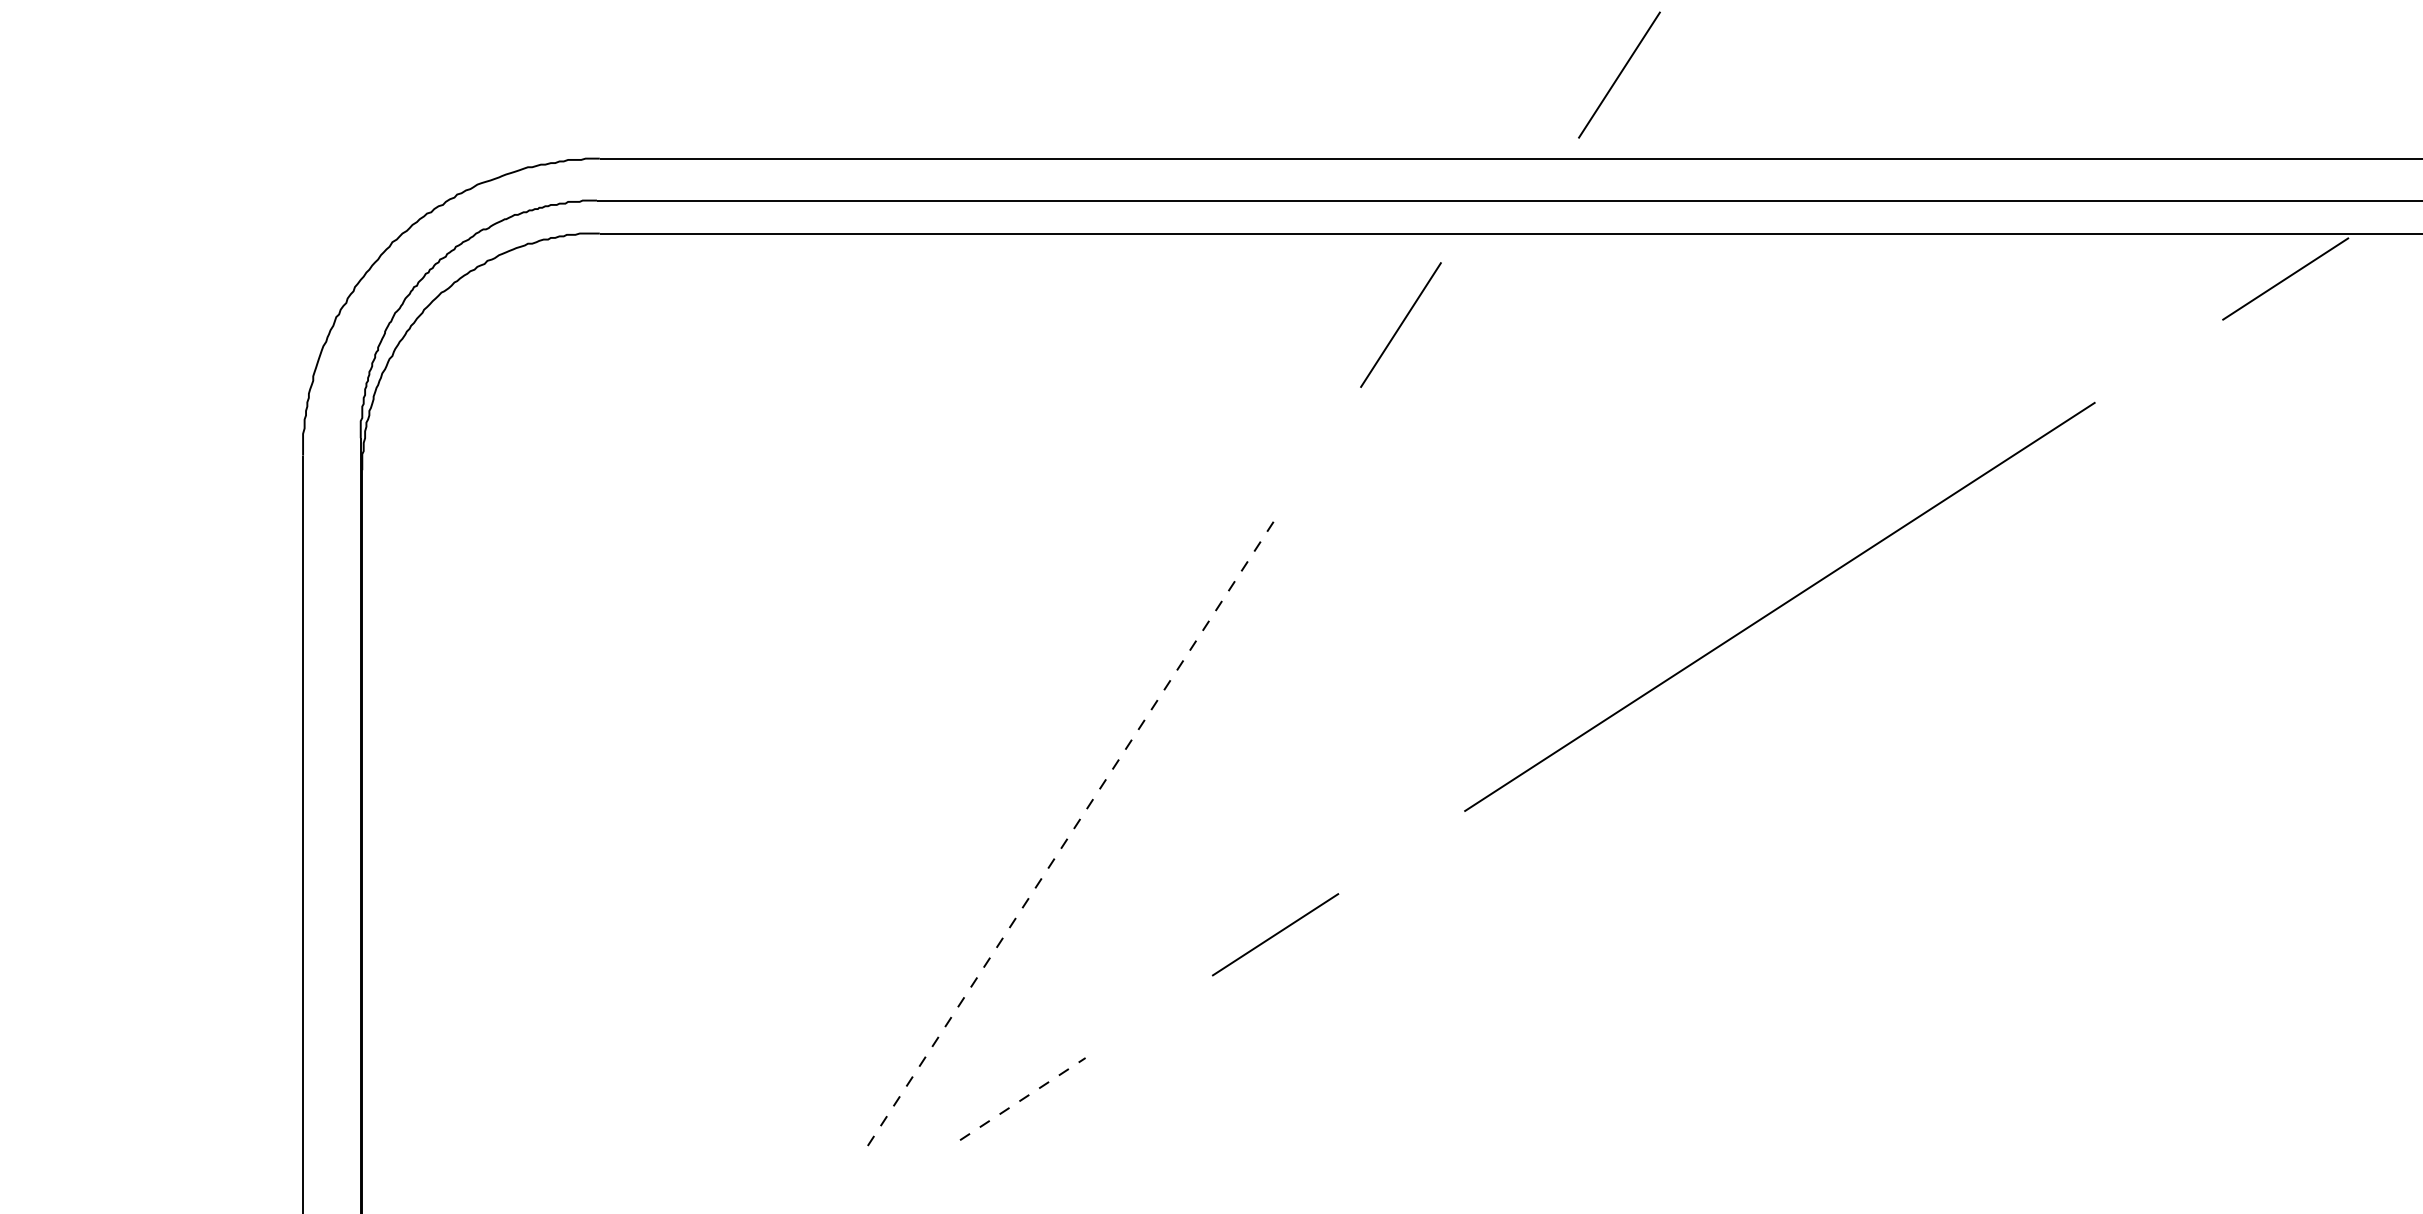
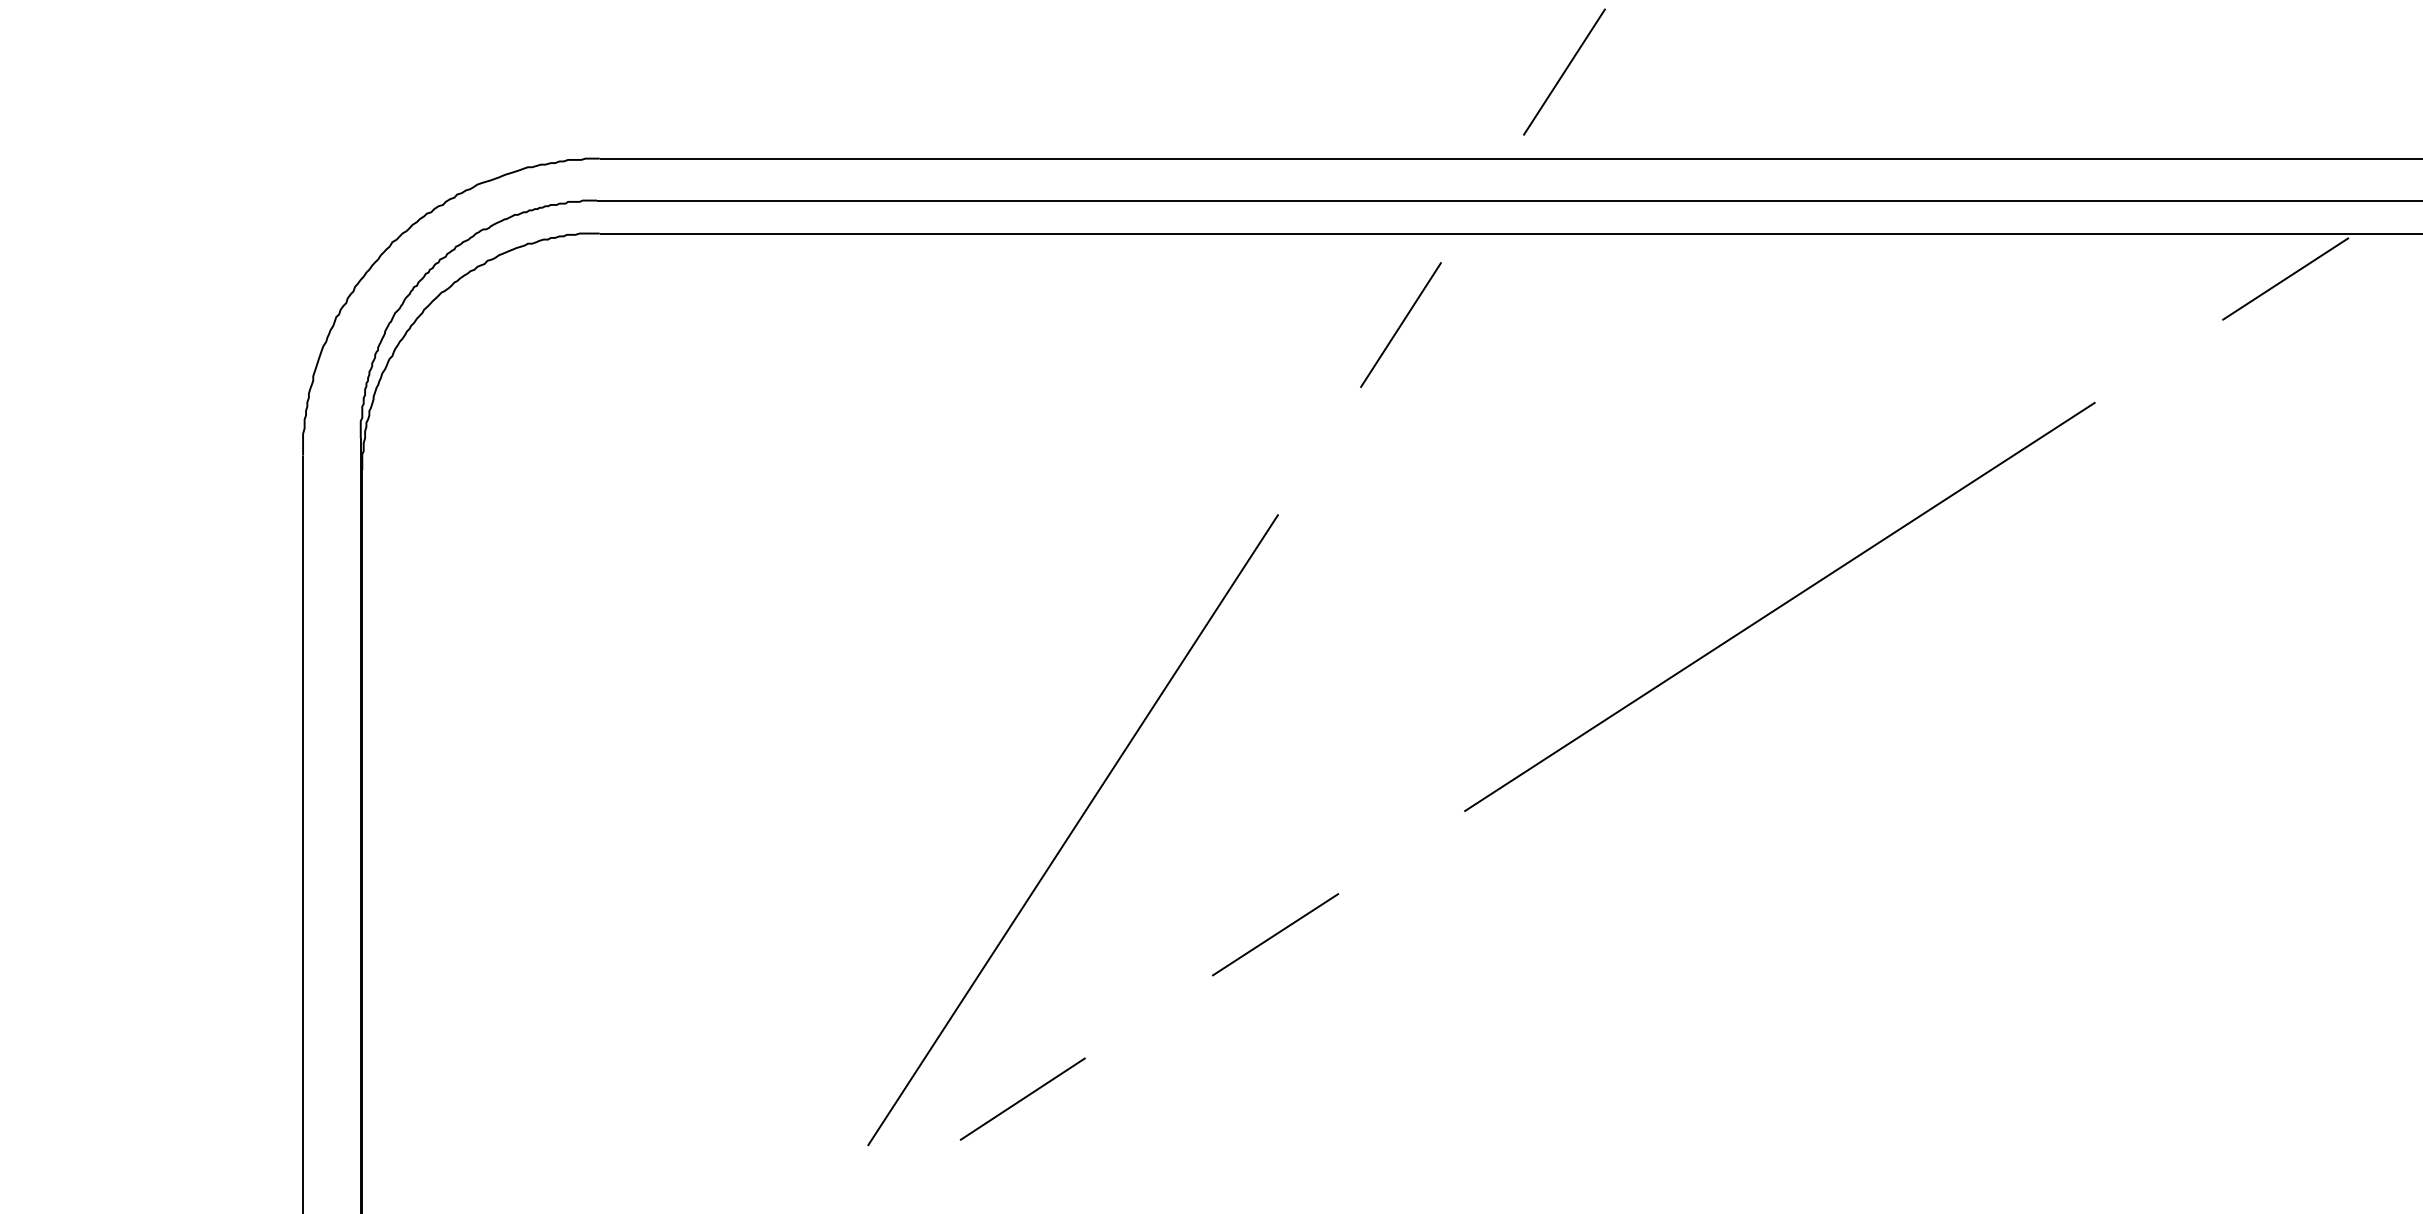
line position: (1619, 74) -> (1564, 71) (1564, 71)
line: dashed -> solid (1073, 830)
line: dashed -> solid (1023, 1098)
